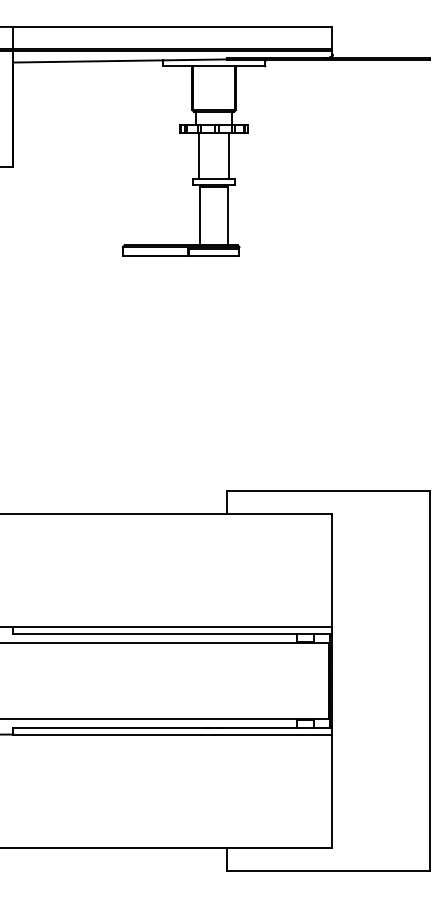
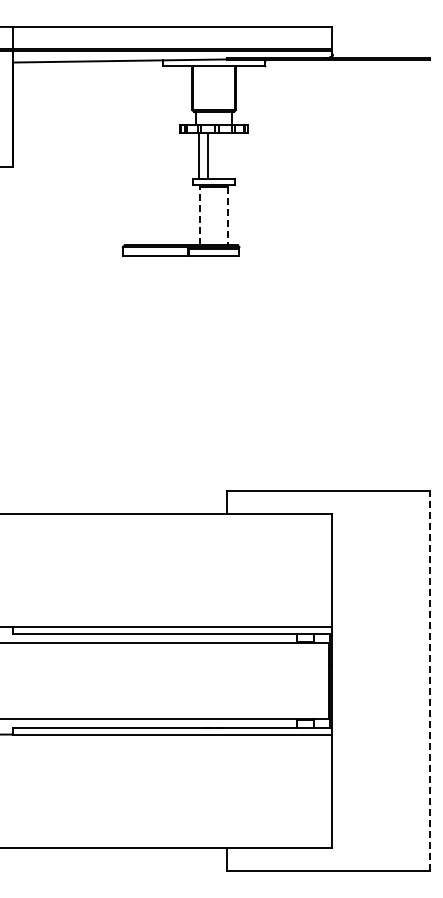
line position: (228, 156) -> (207, 156) (207, 156)
line: solid -> dashed (200, 215)
line: solid -> dashed (228, 216)
line: solid -> dashed (429, 680)
